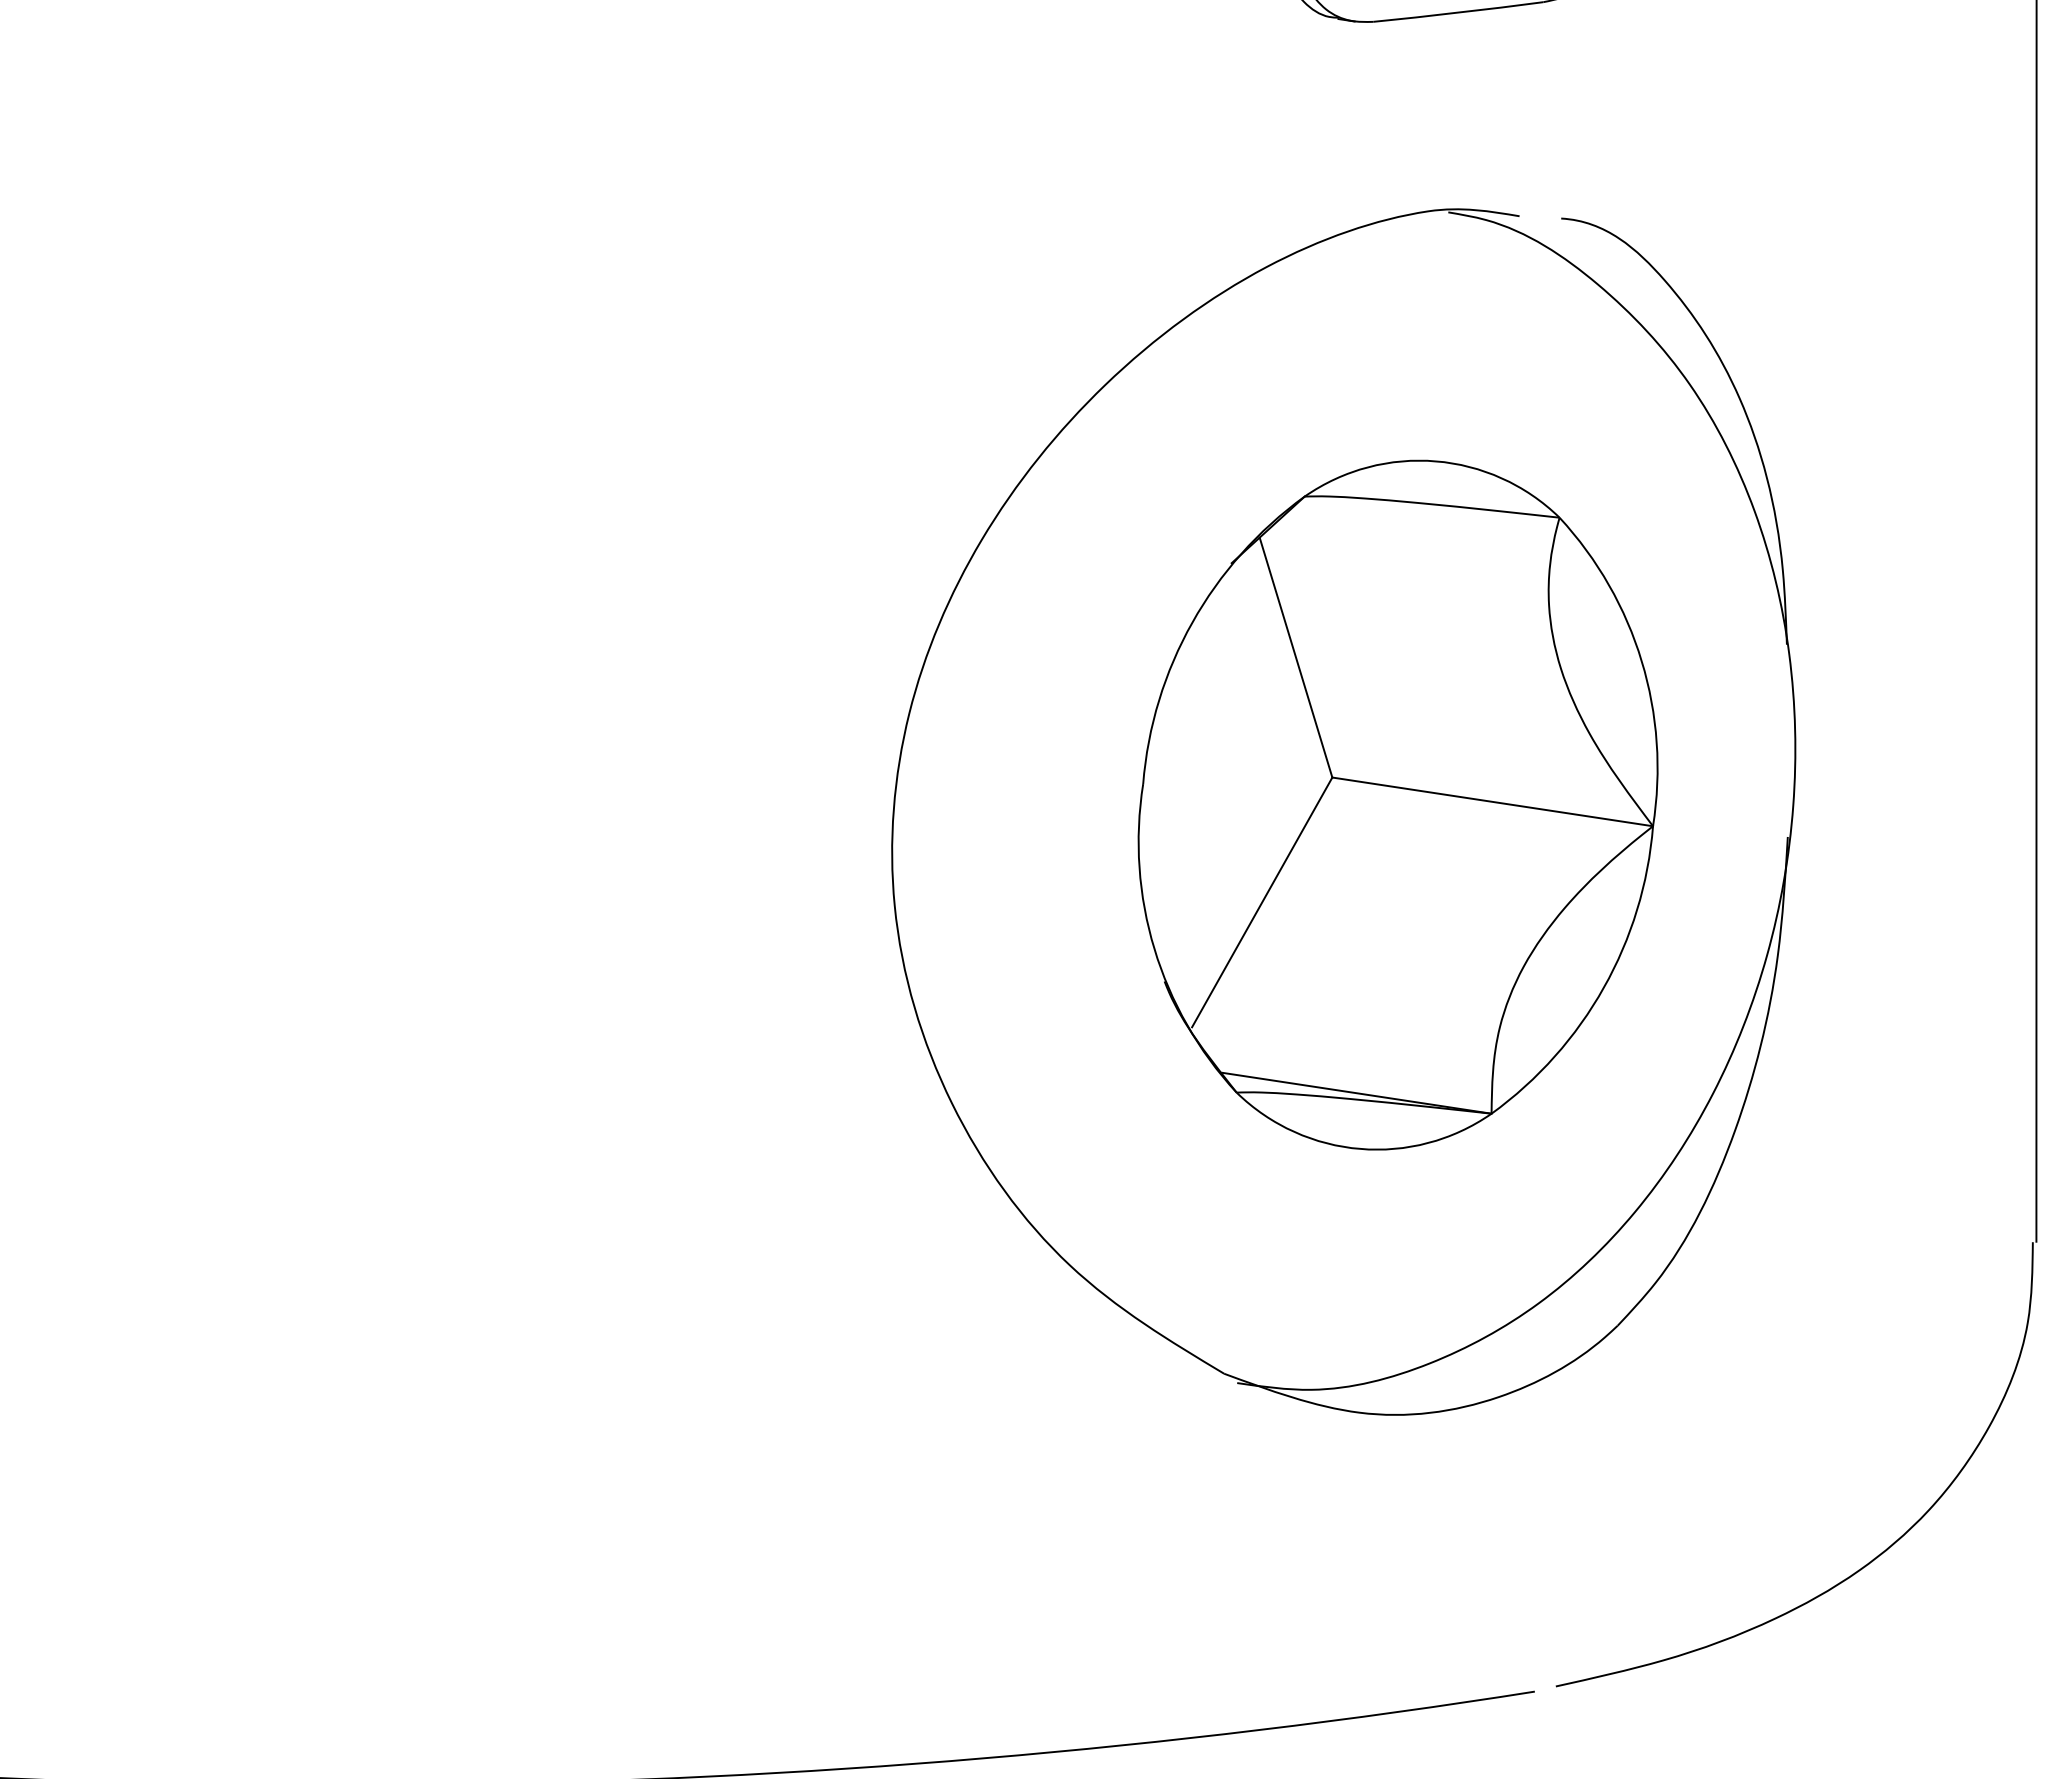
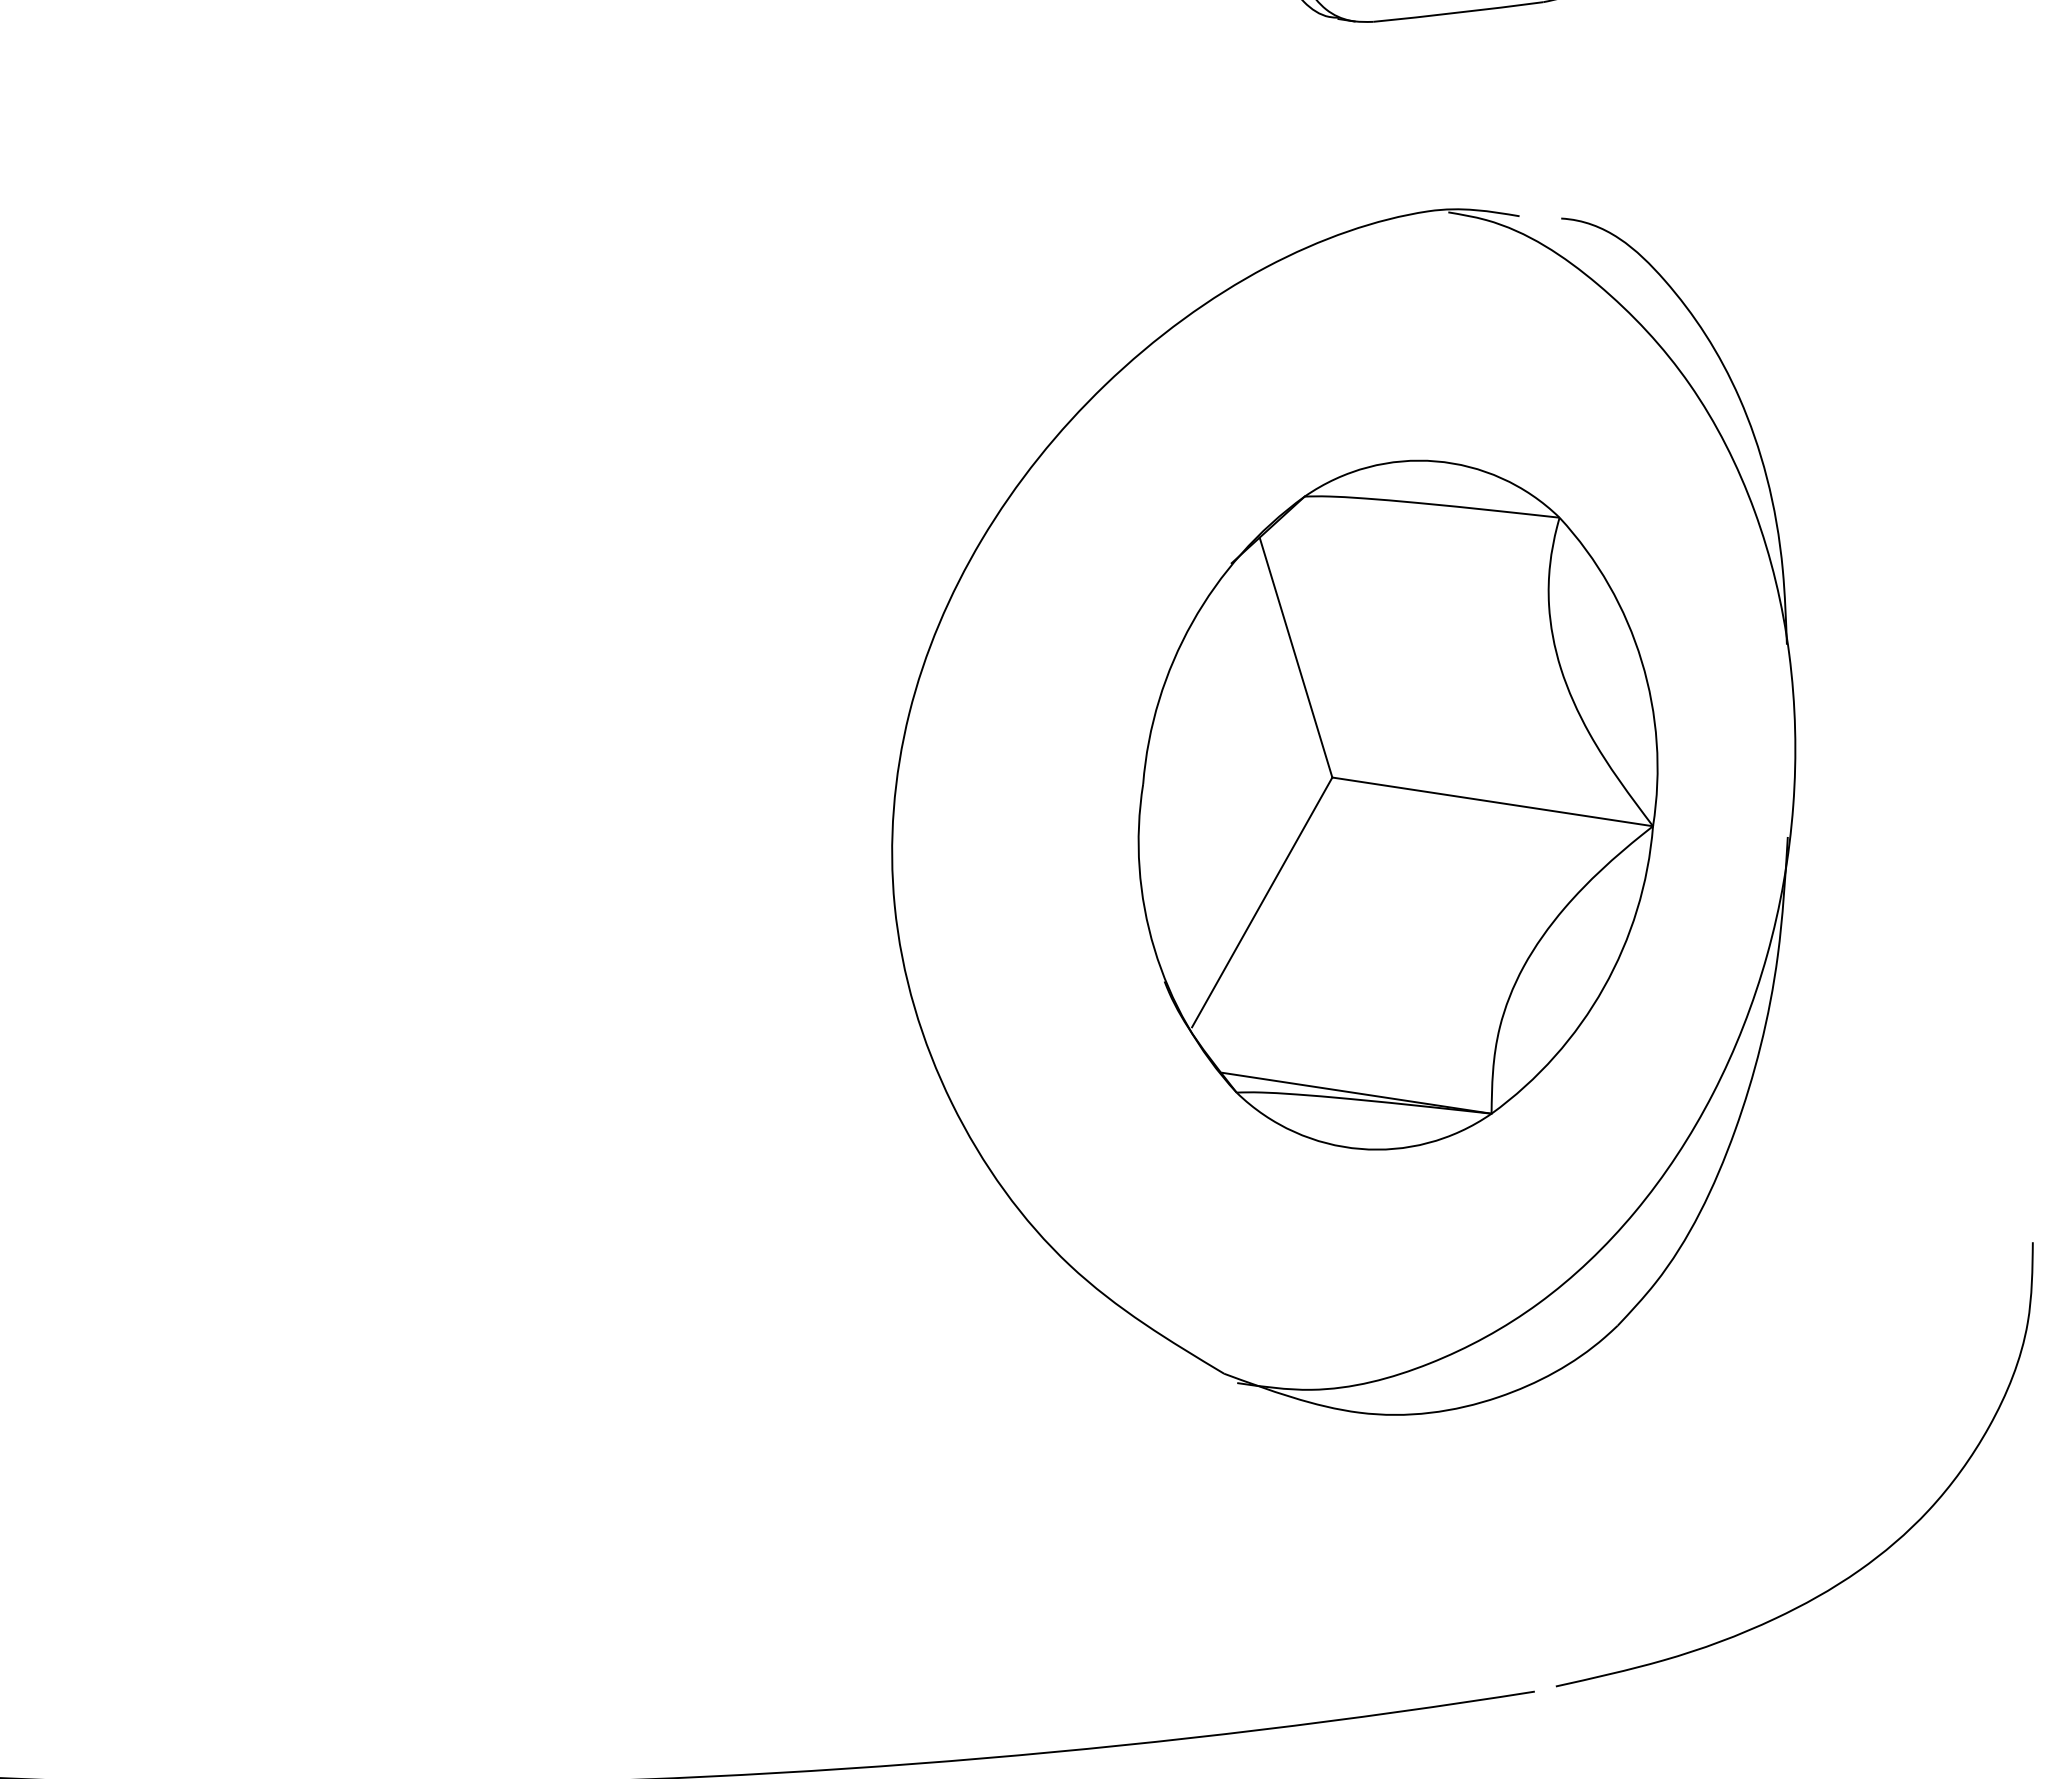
line: present -> none (2036, 621)
